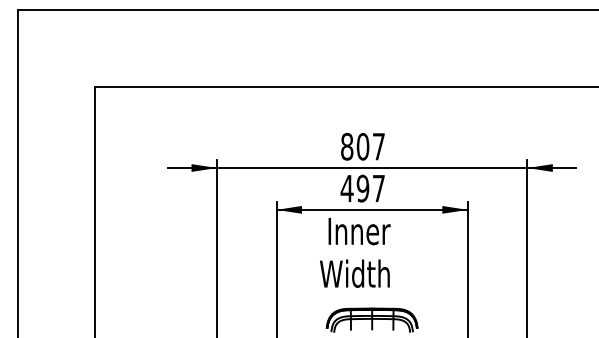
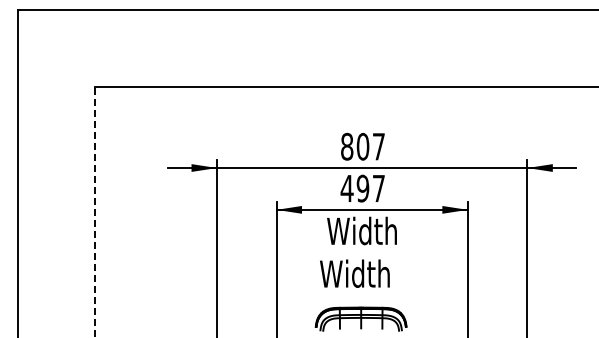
line: solid -> dashed (94, 211)
text: Inner -> Width (361, 230)
part position: (371, 319) -> (360, 318) (360, 318)
